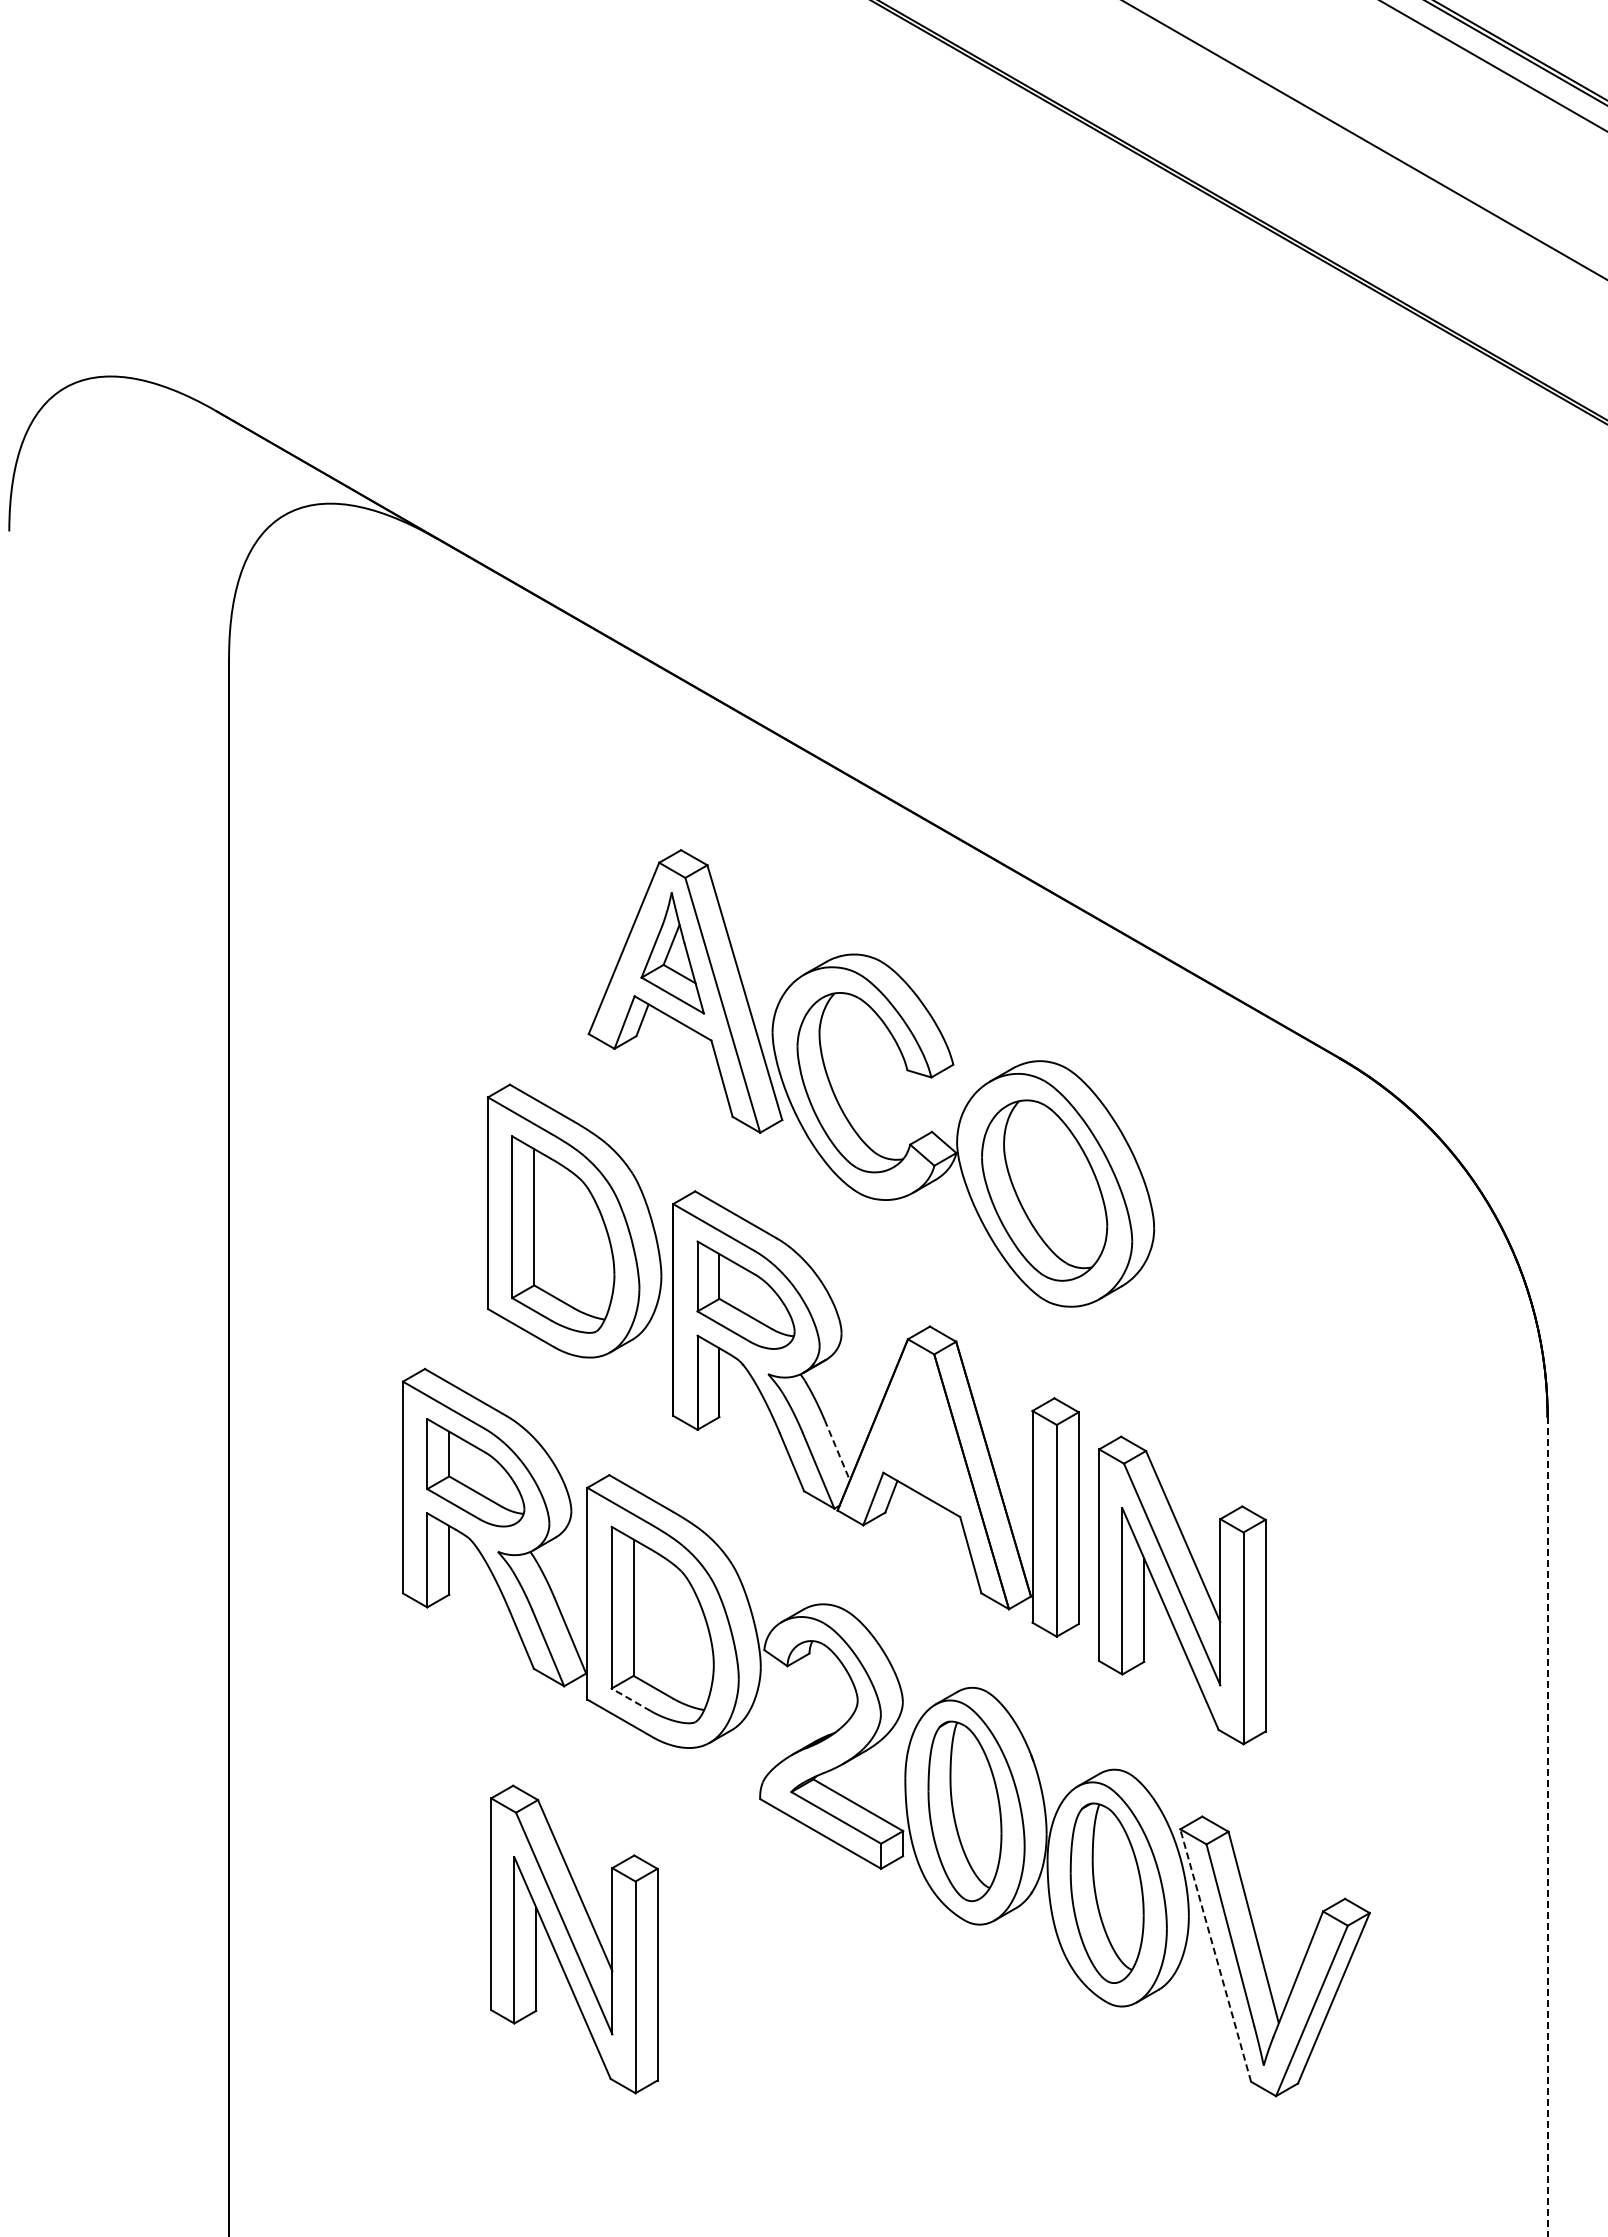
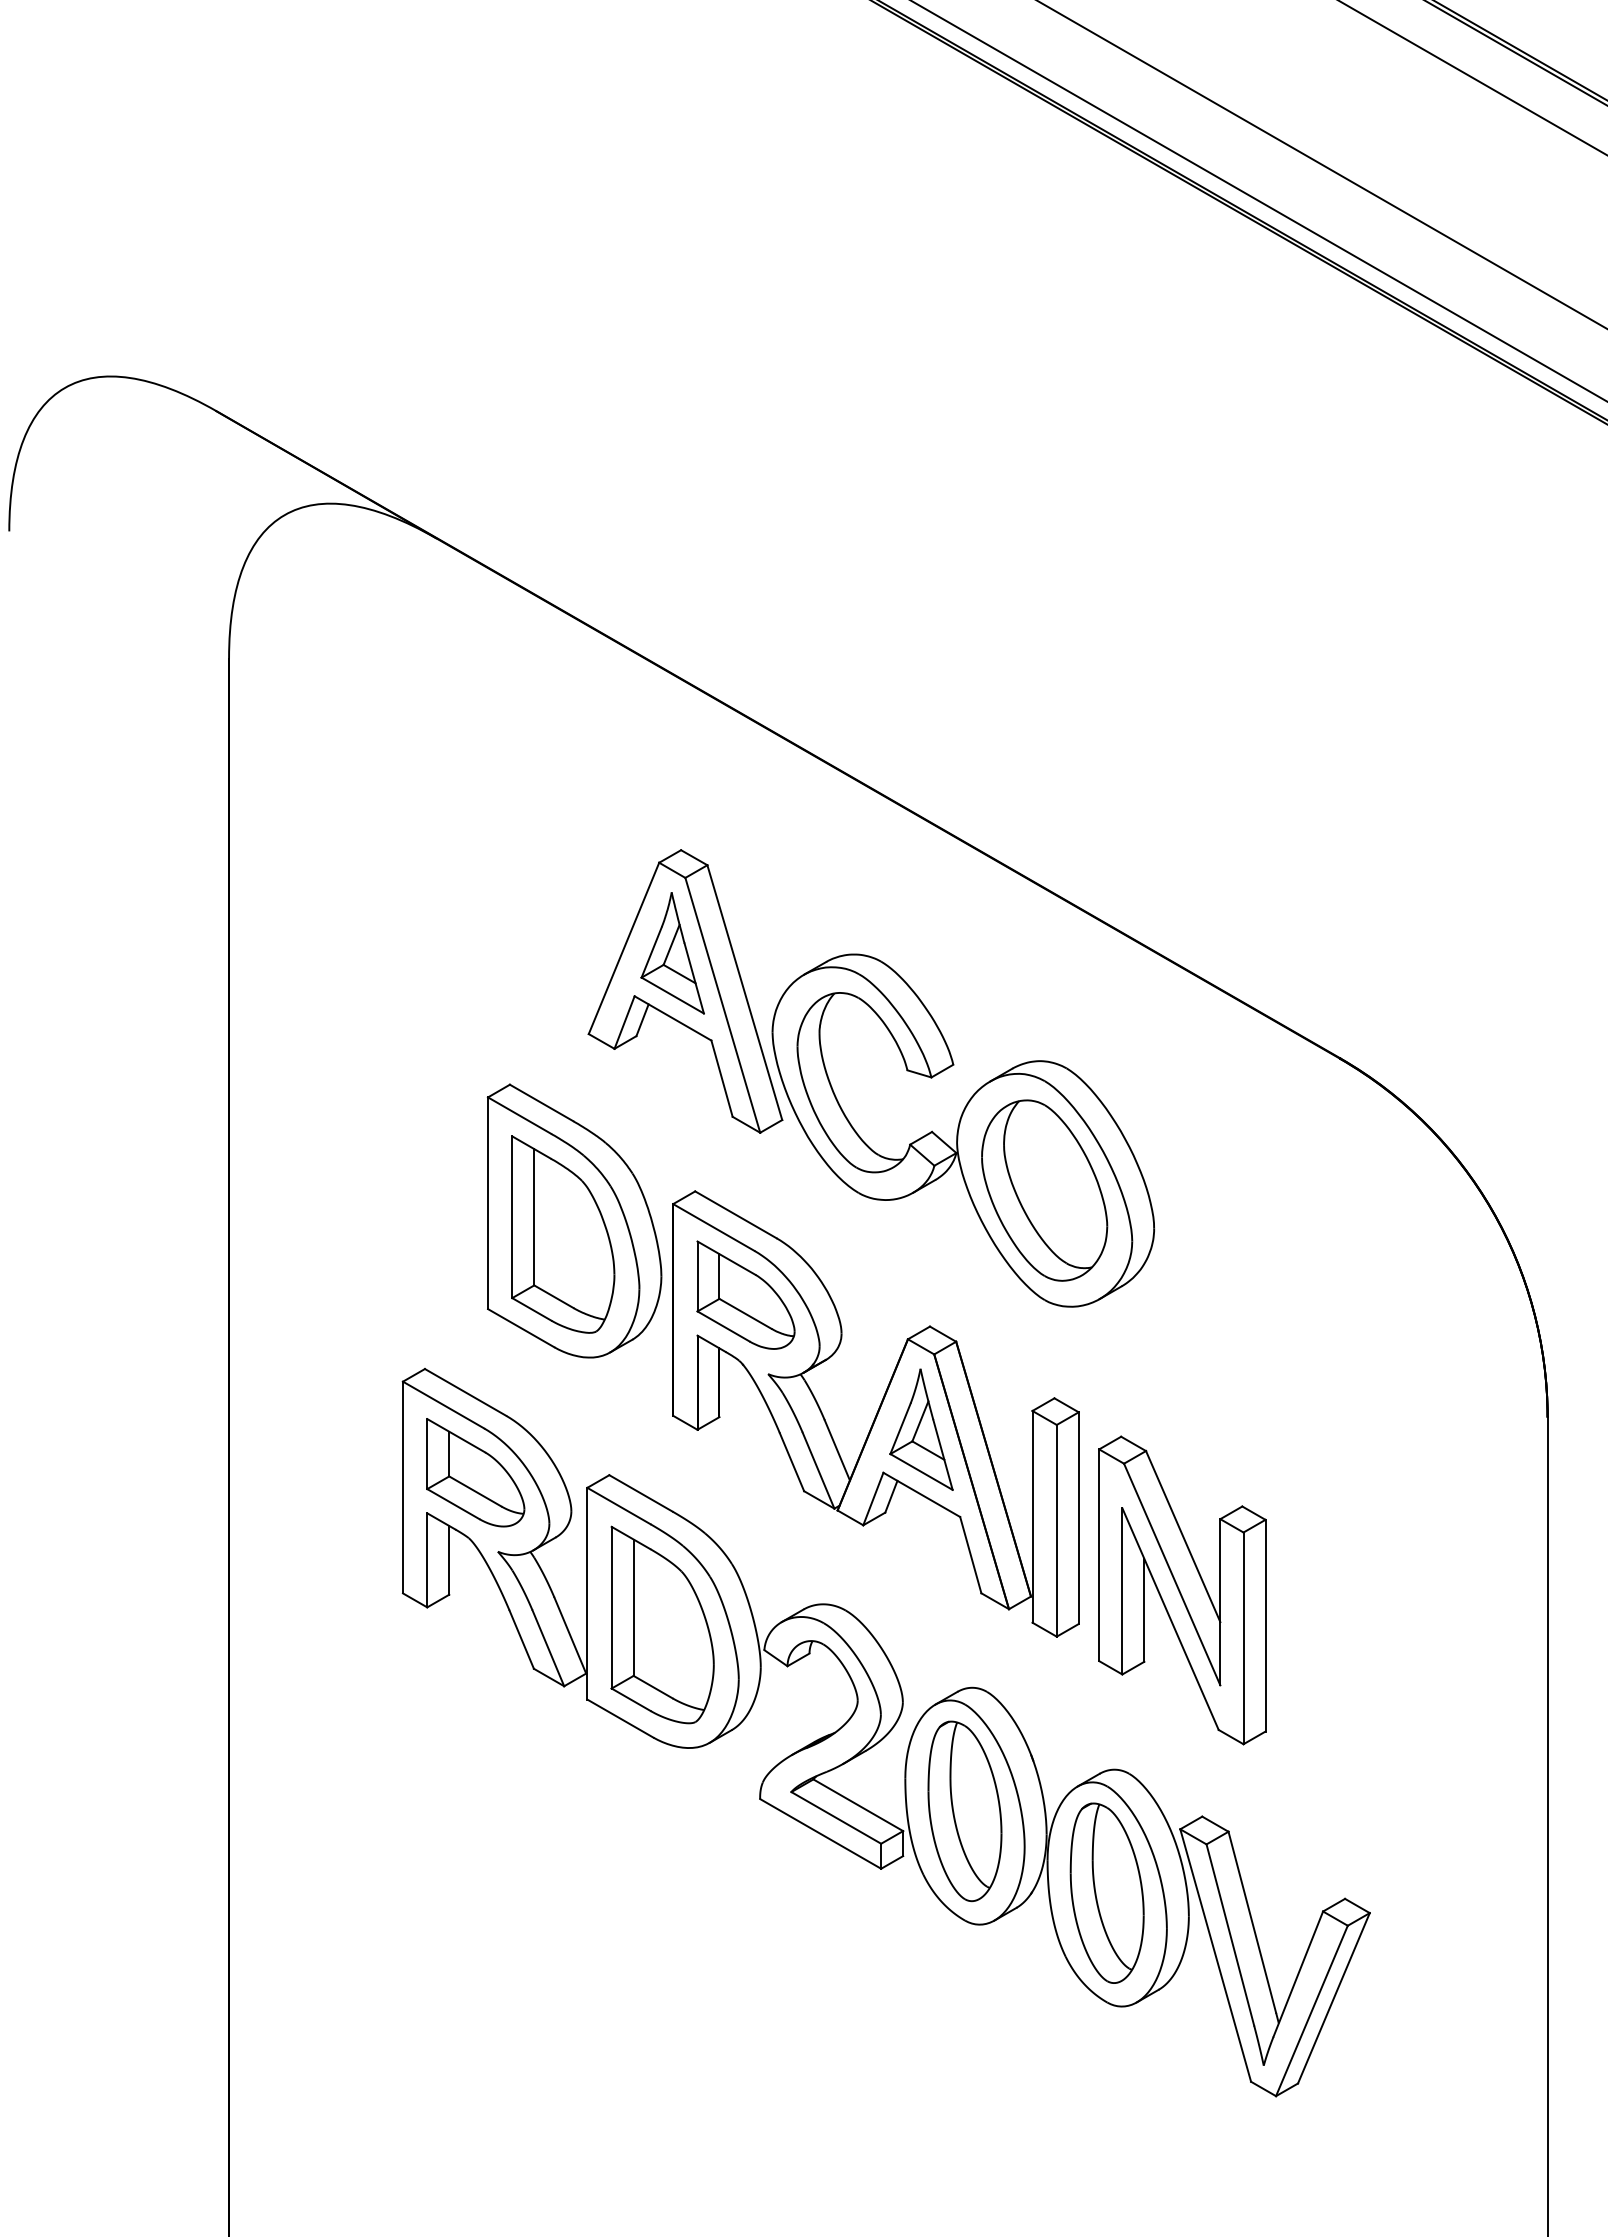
line position: (1493, 65) -> (1472, 77) (1472, 77)
line position: (1364, 140) -> (1321, 164) (1321, 164)
line: none -> present (1259, 201)
part: none -> present (921, 1429)
line: dashed -> solid (837, 1450)
line: dashed -> solid (631, 1699)
line: dashed -> solid (1547, 1827)
part: present -> none (574, 1939)
line: dashed -> solid (1215, 1955)
